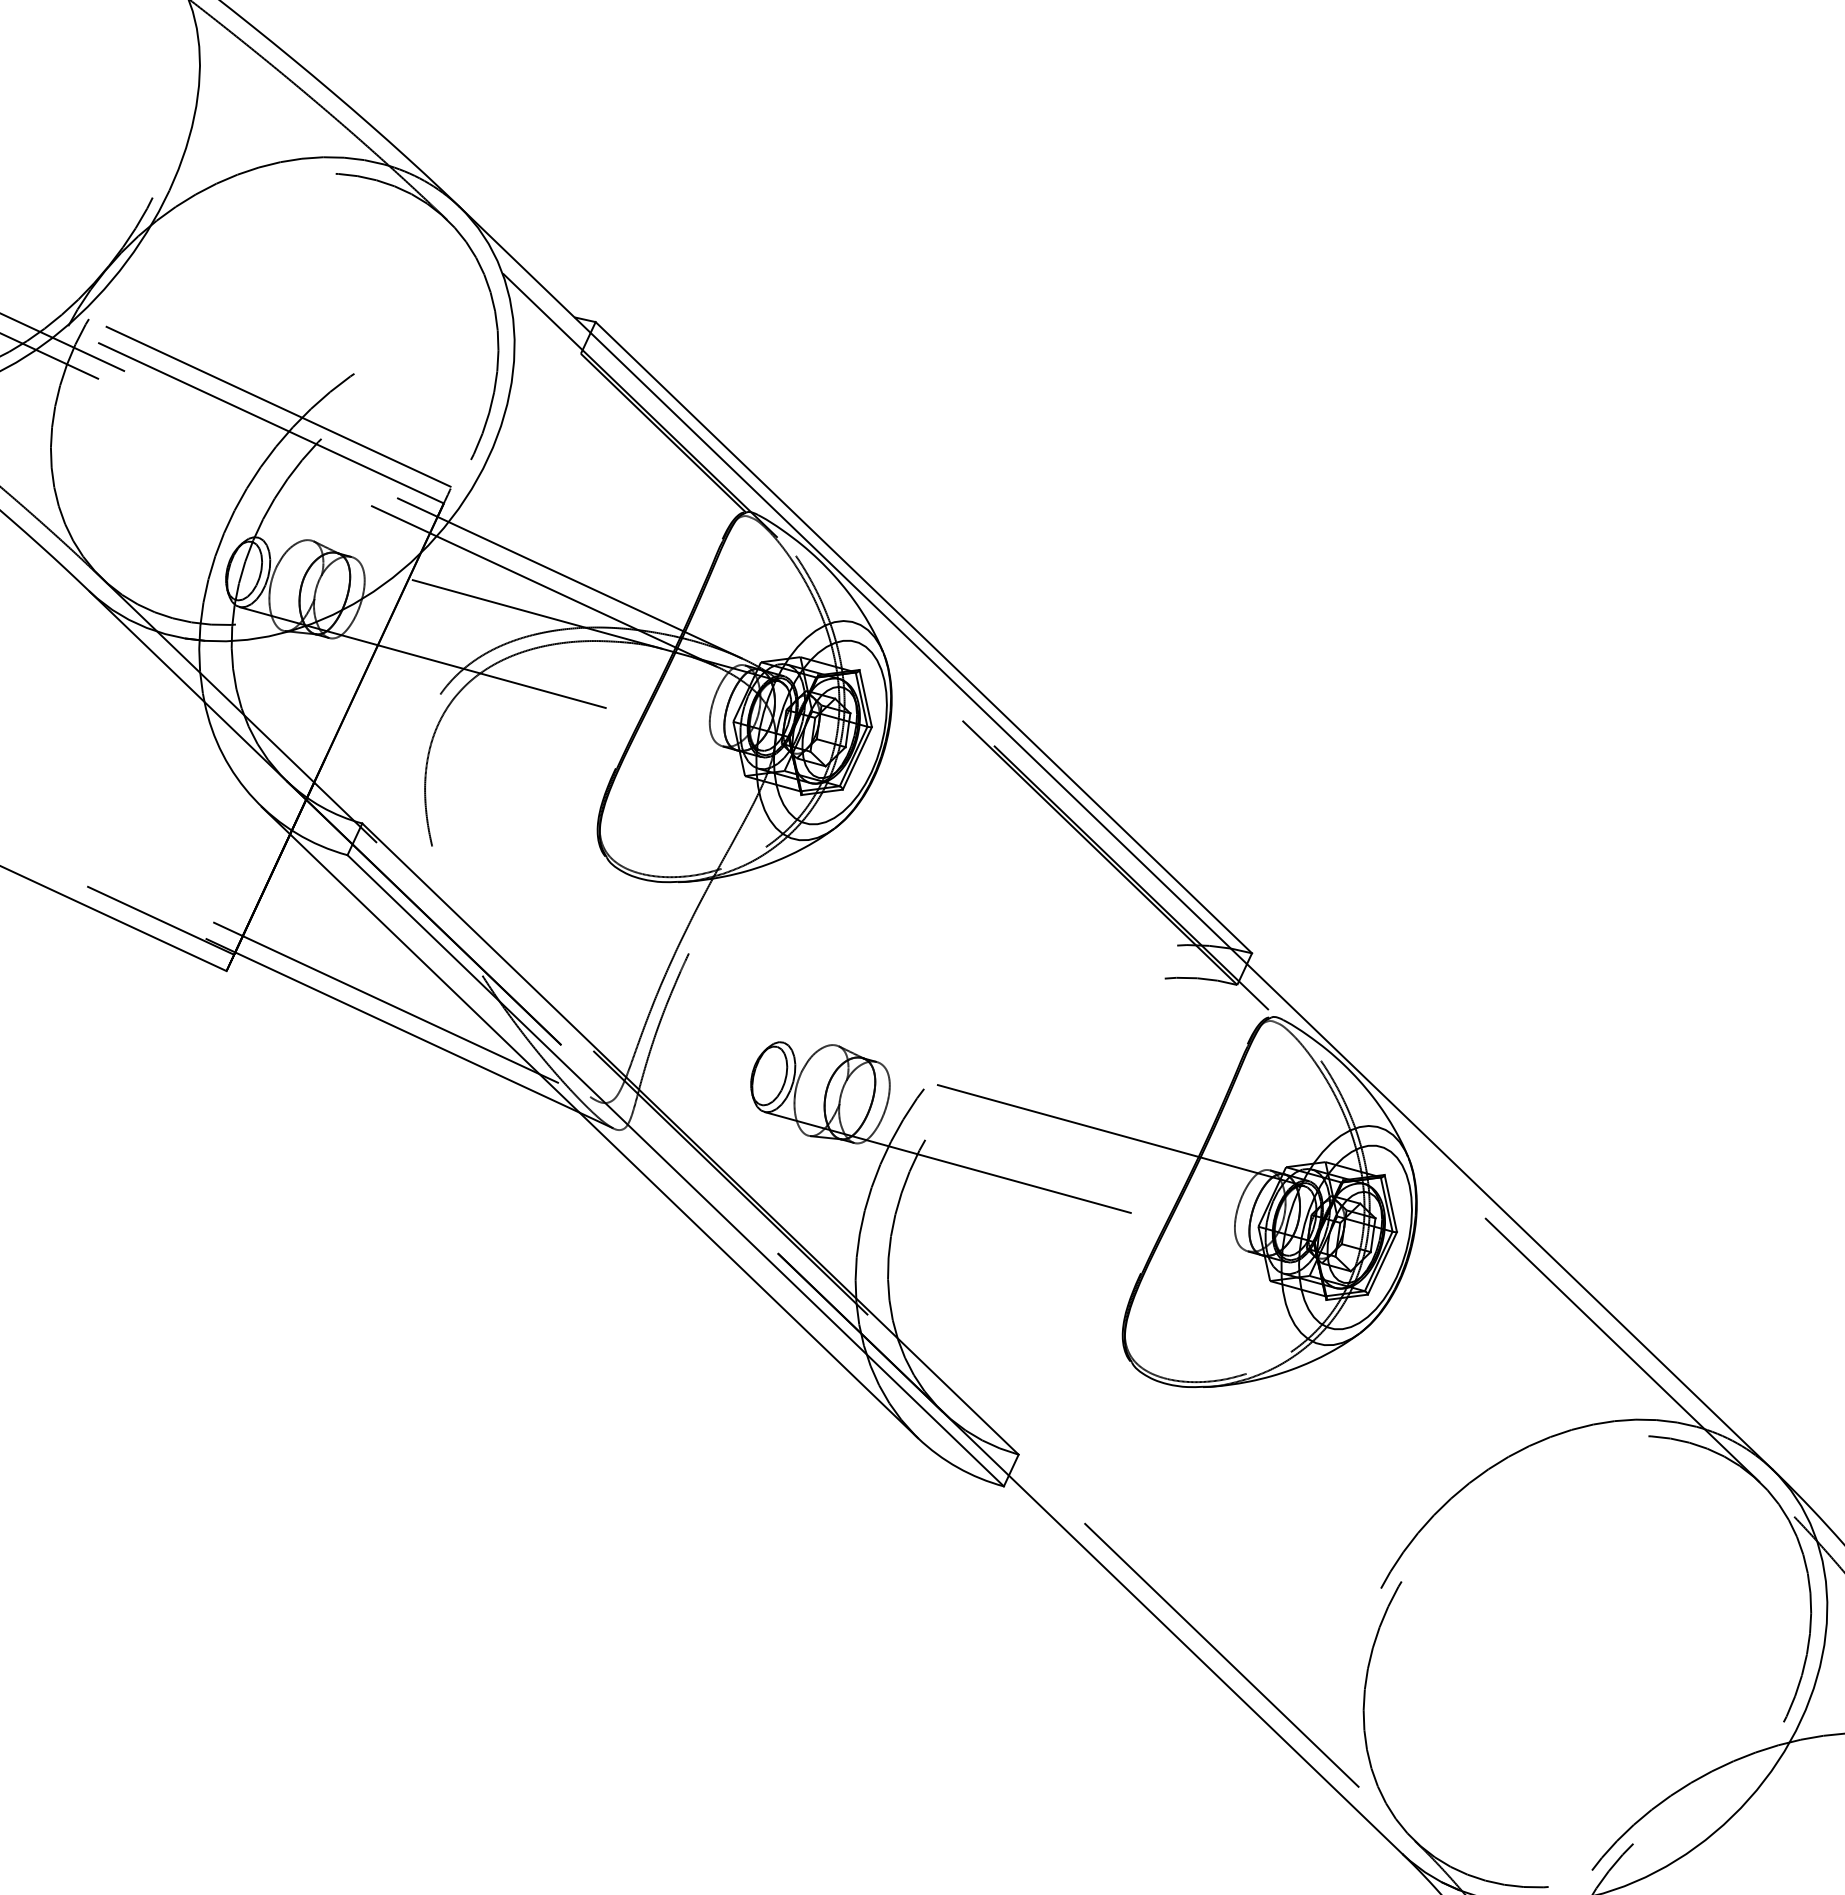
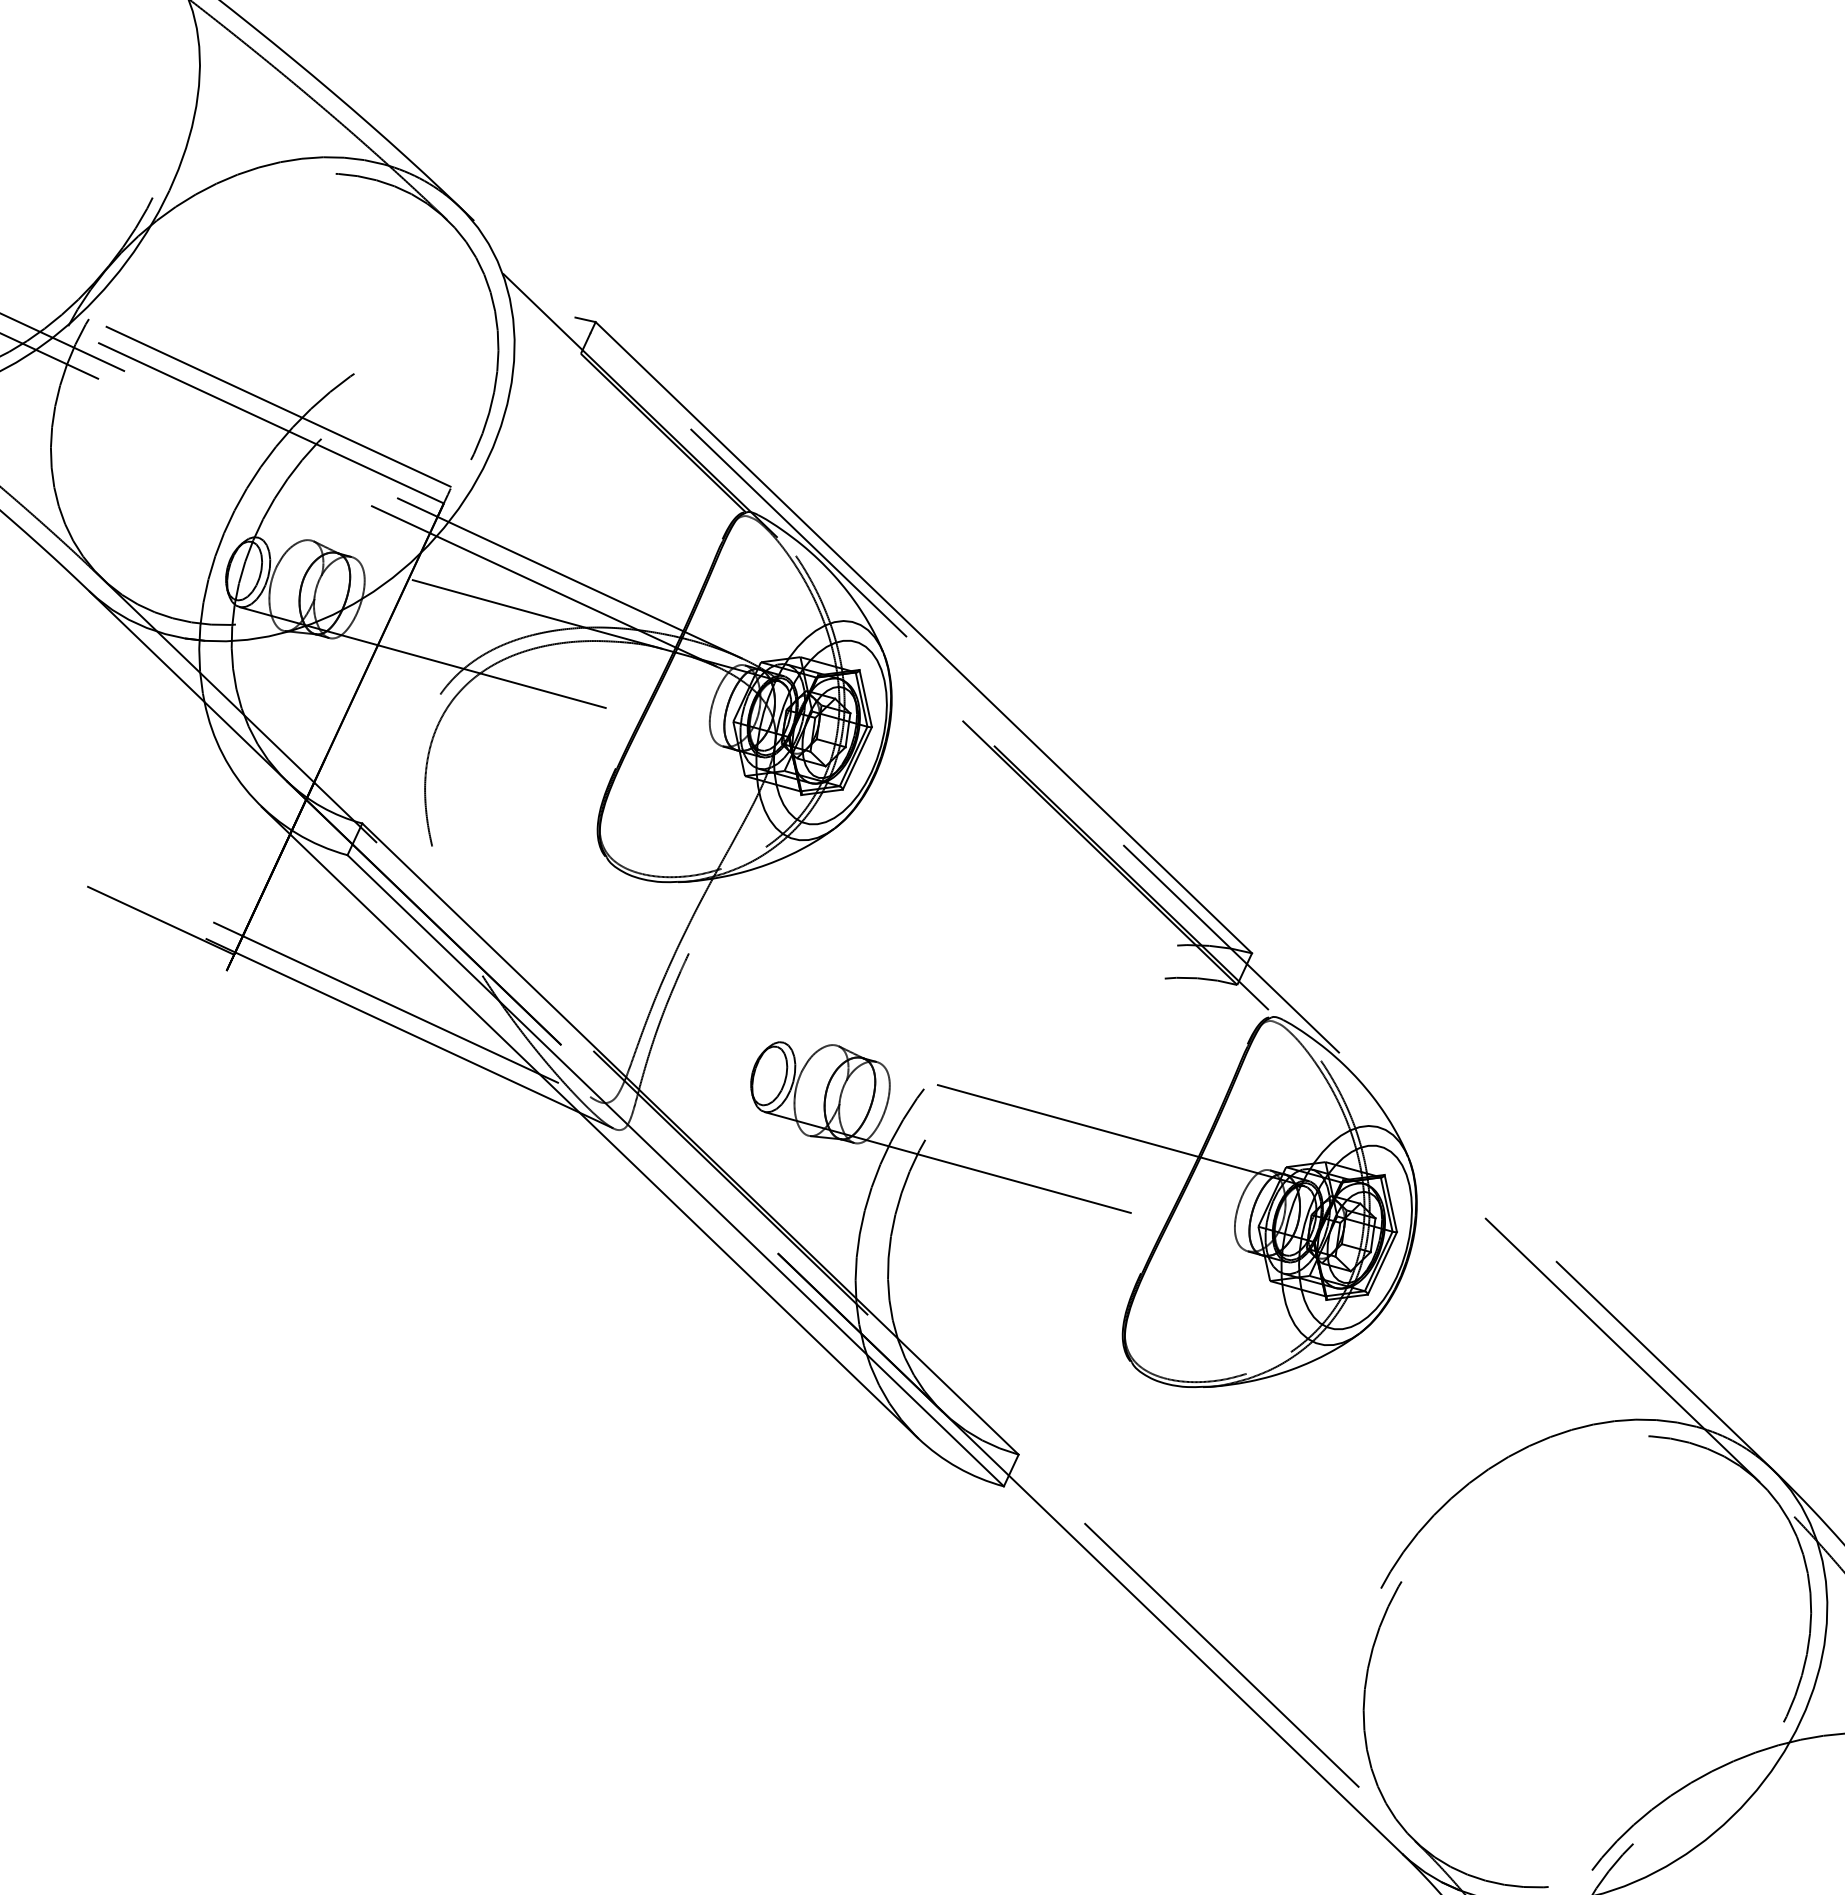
line: solid -> dashed (1116, 838)
line: present -> none (114, 919)
